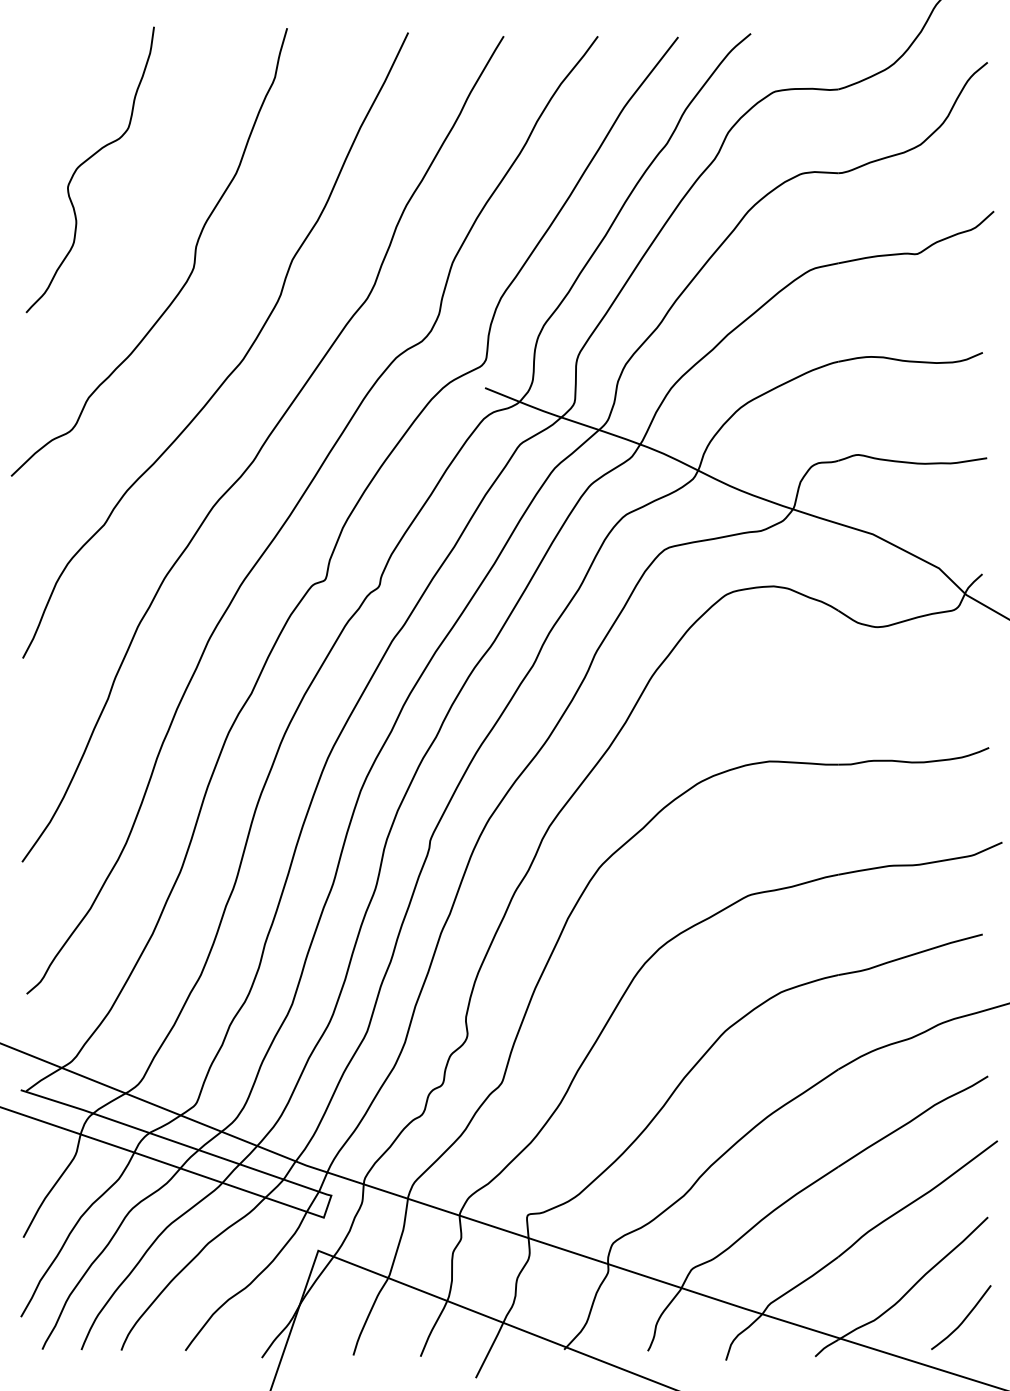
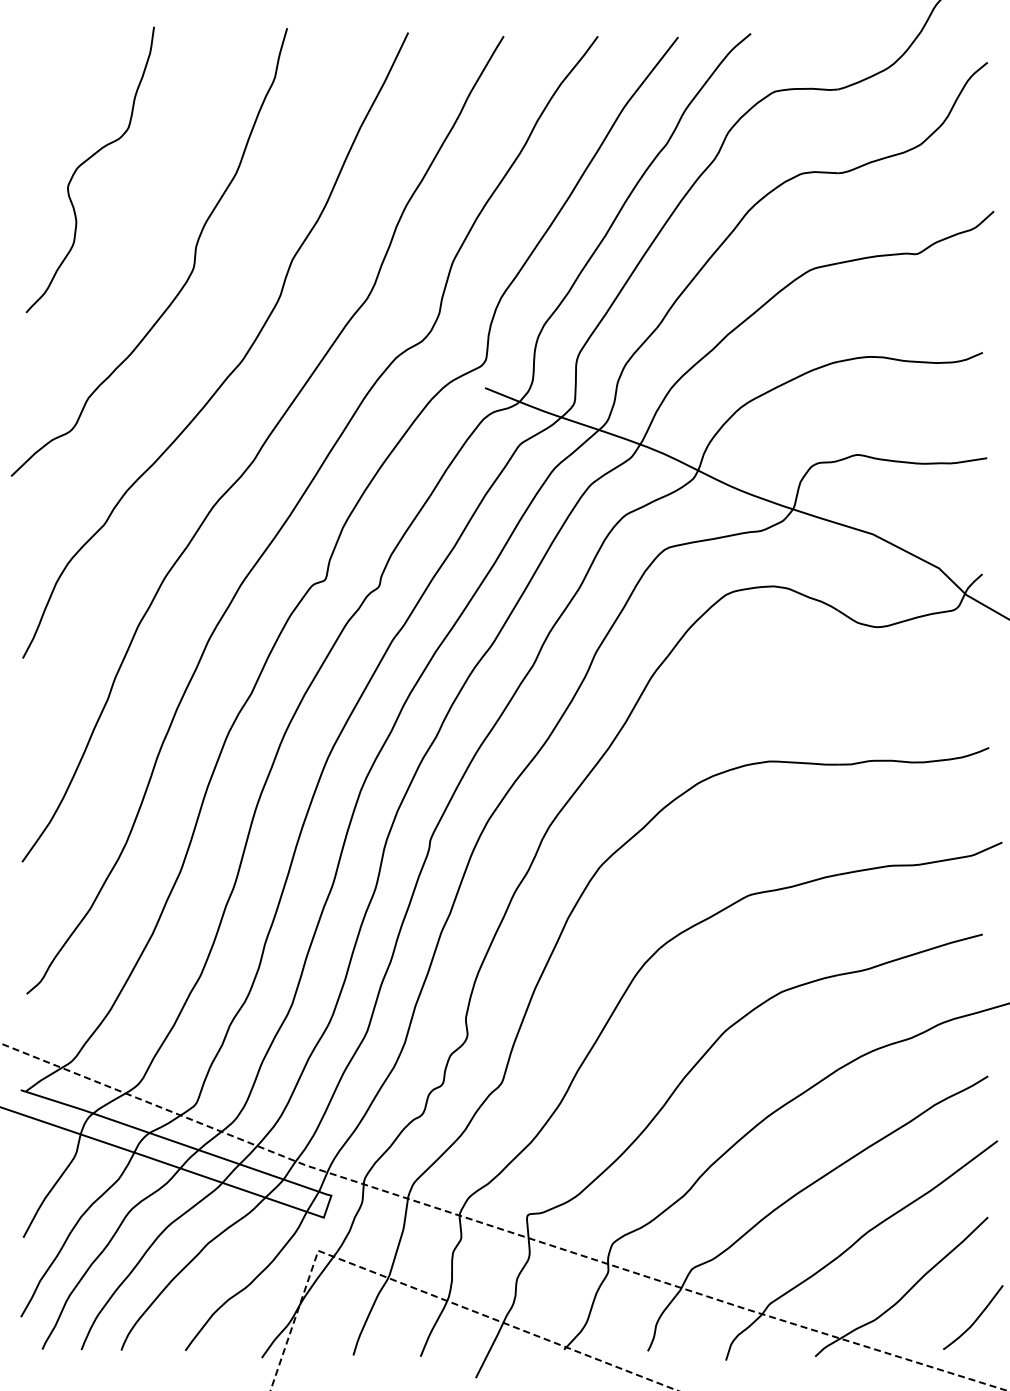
line: solid -> dashed (499, 1228)
line: solid -> dashed (429, 1293)
curve position: (963, 1319) -> (975, 1319) (975, 1319)
